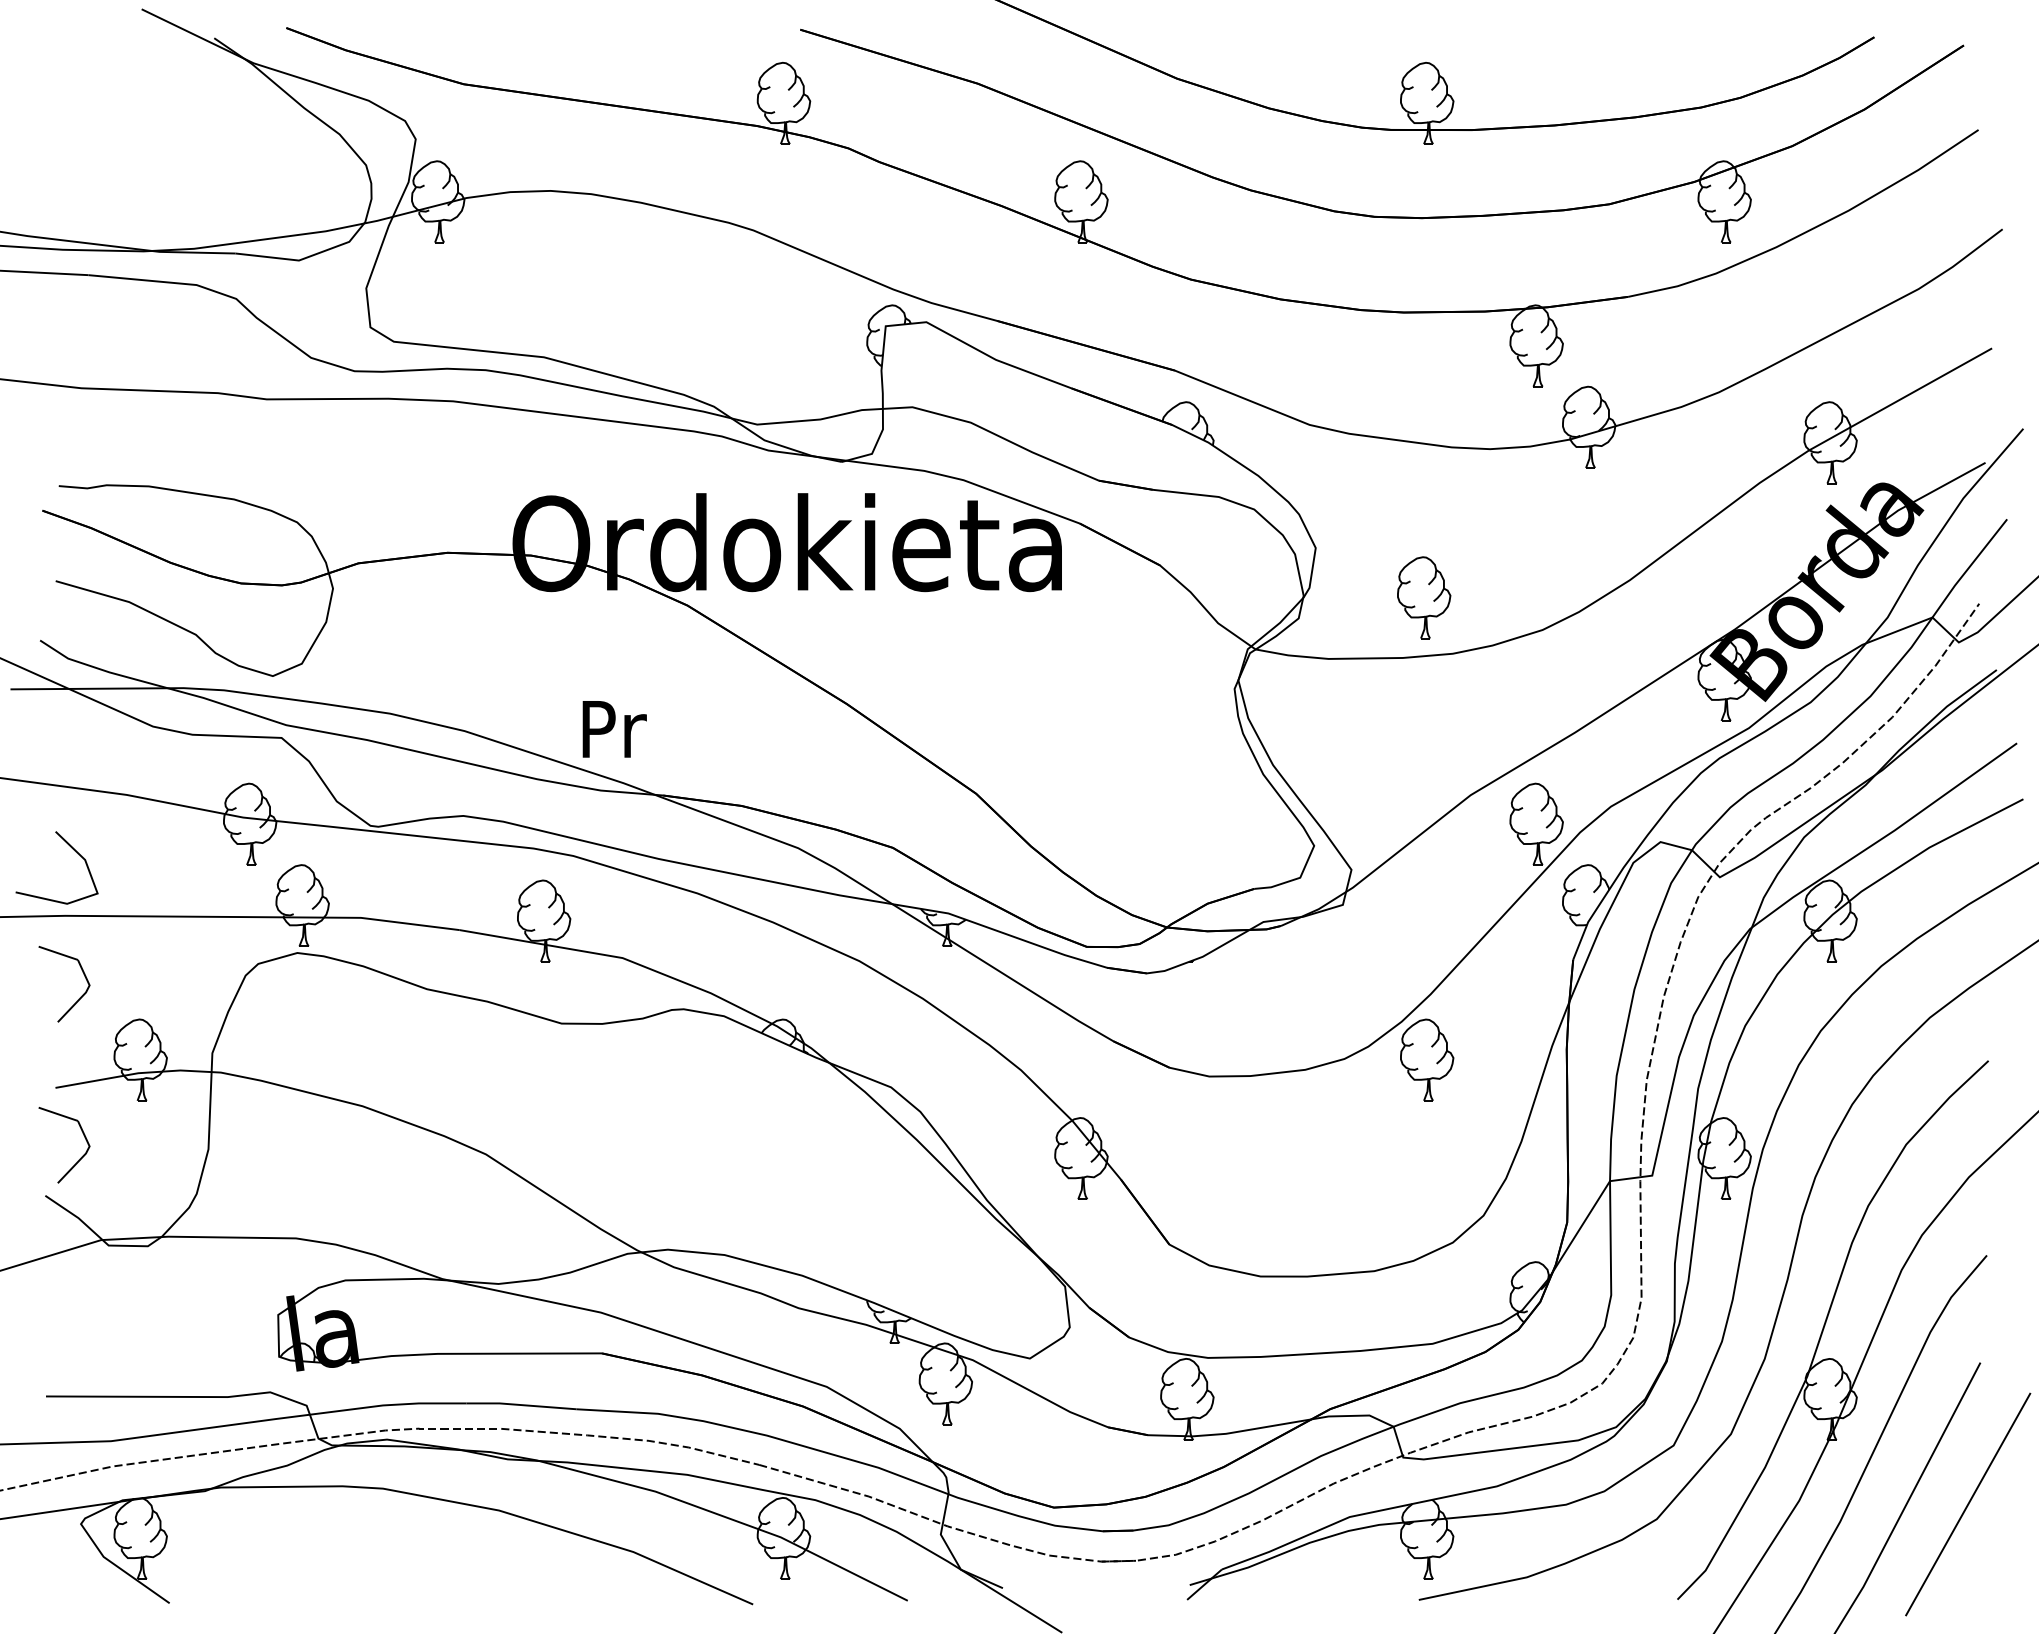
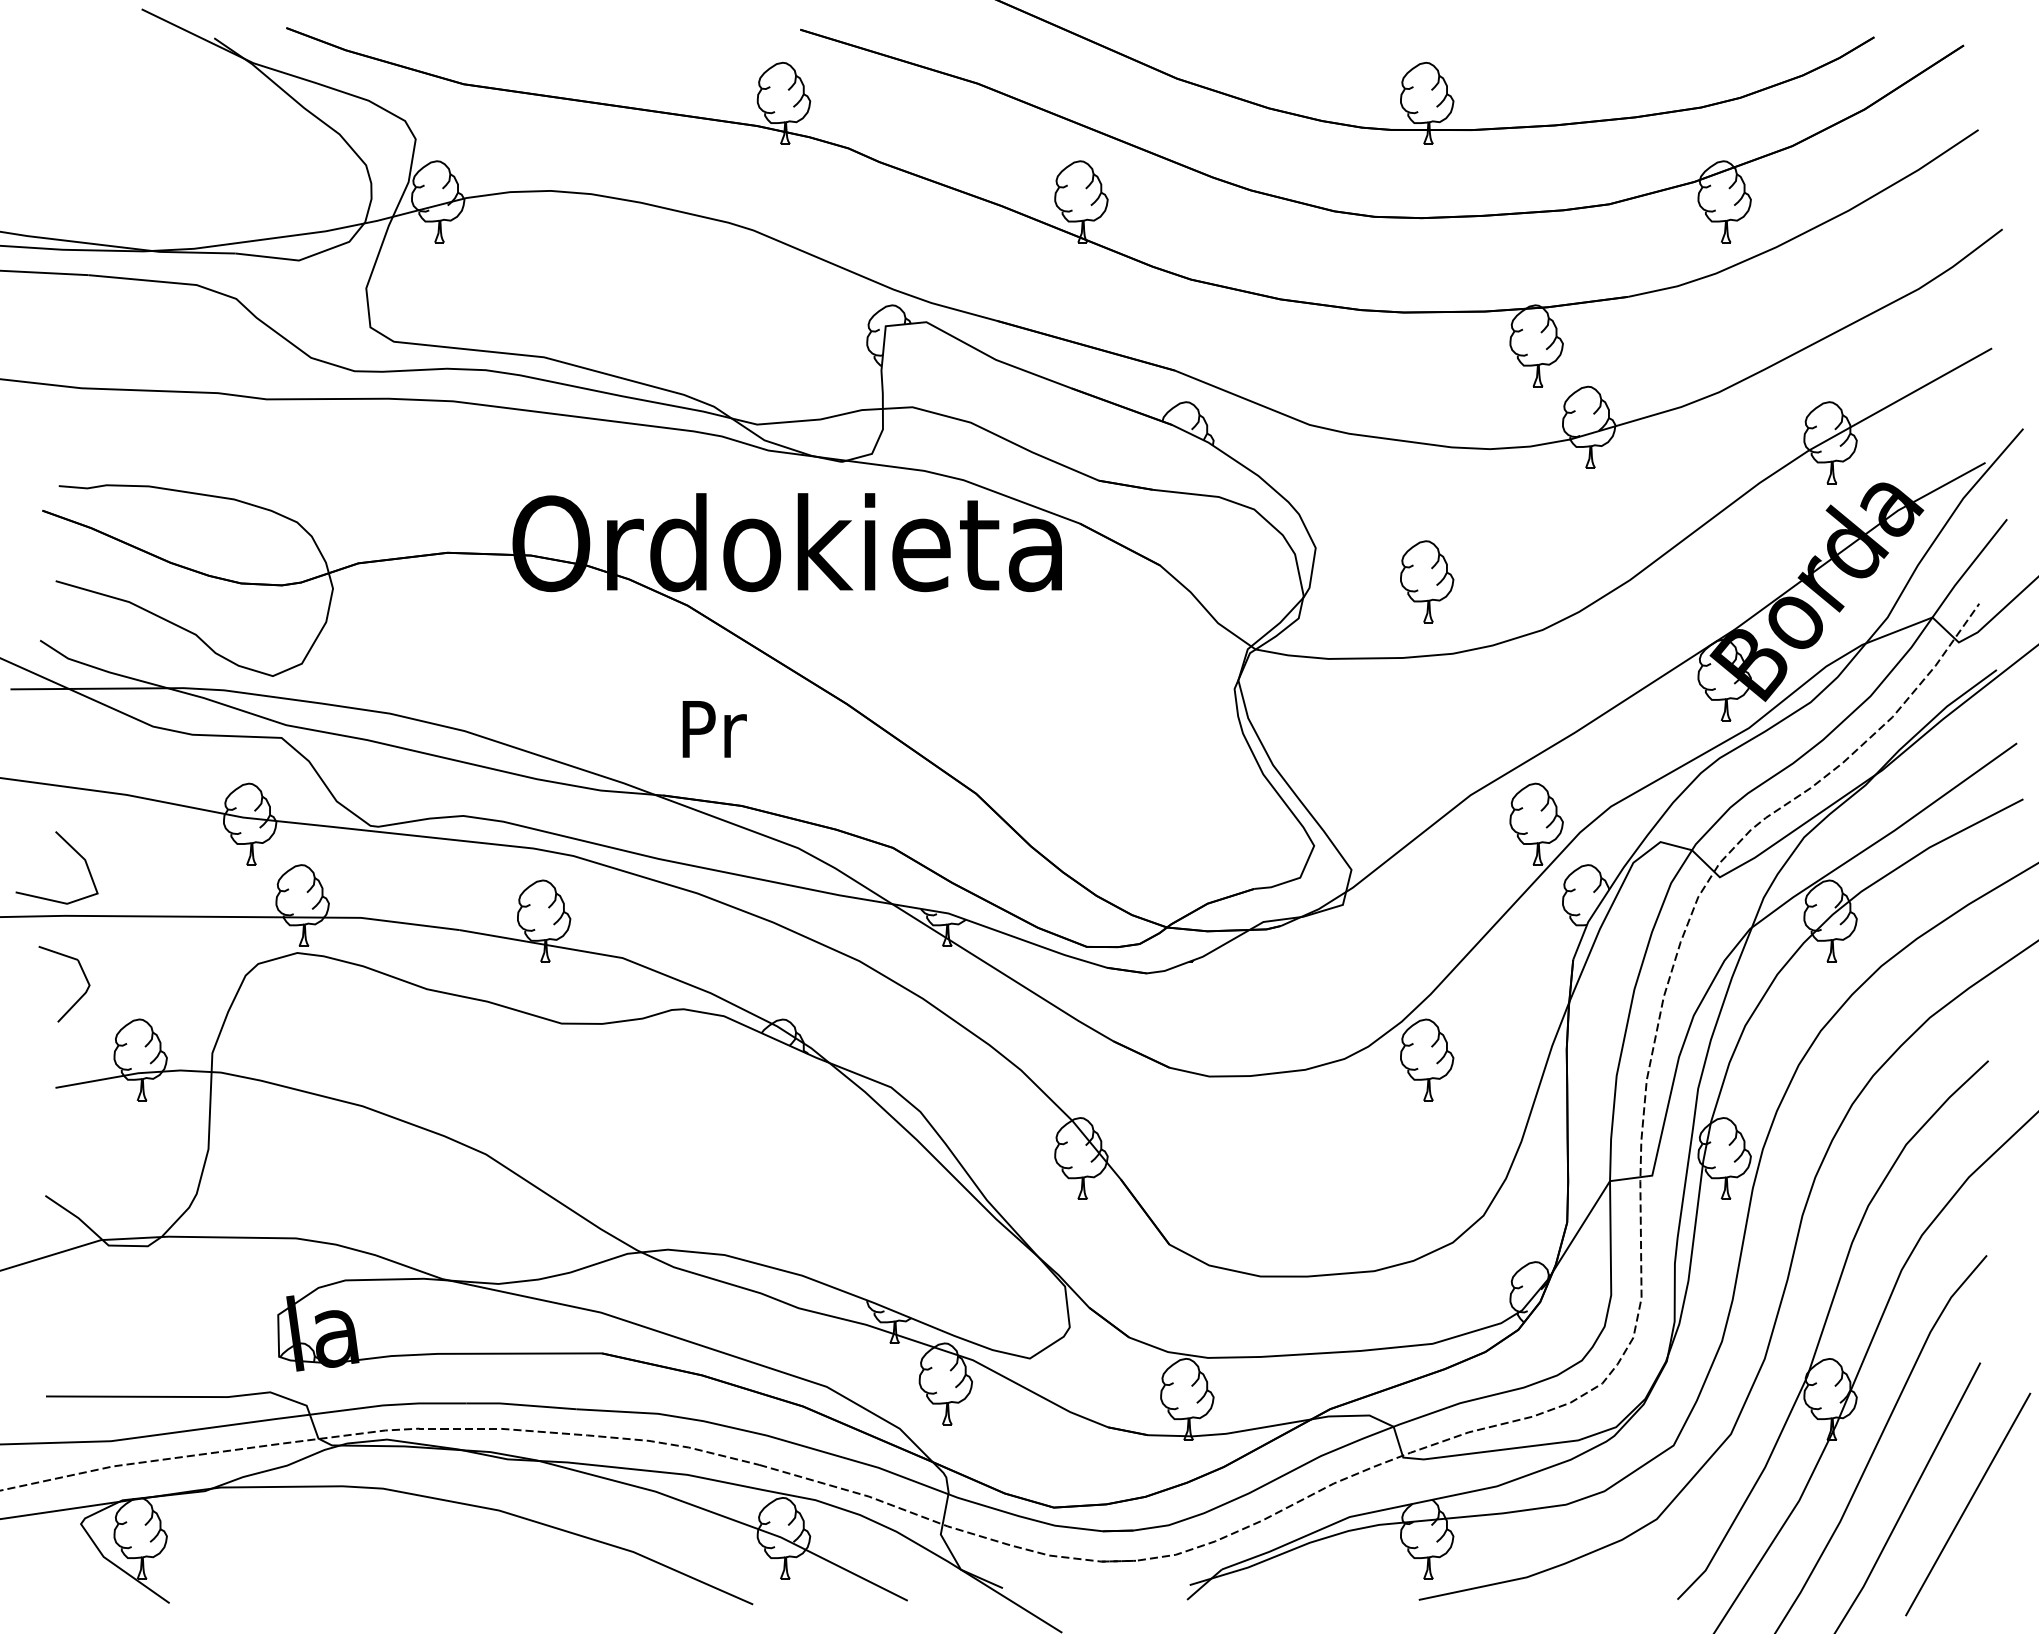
part position: (1424, 597) -> (1427, 581) (1427, 581)
text position: (614, 729) -> (714, 729) (714, 729)
part: present -> none (79, 1158)
